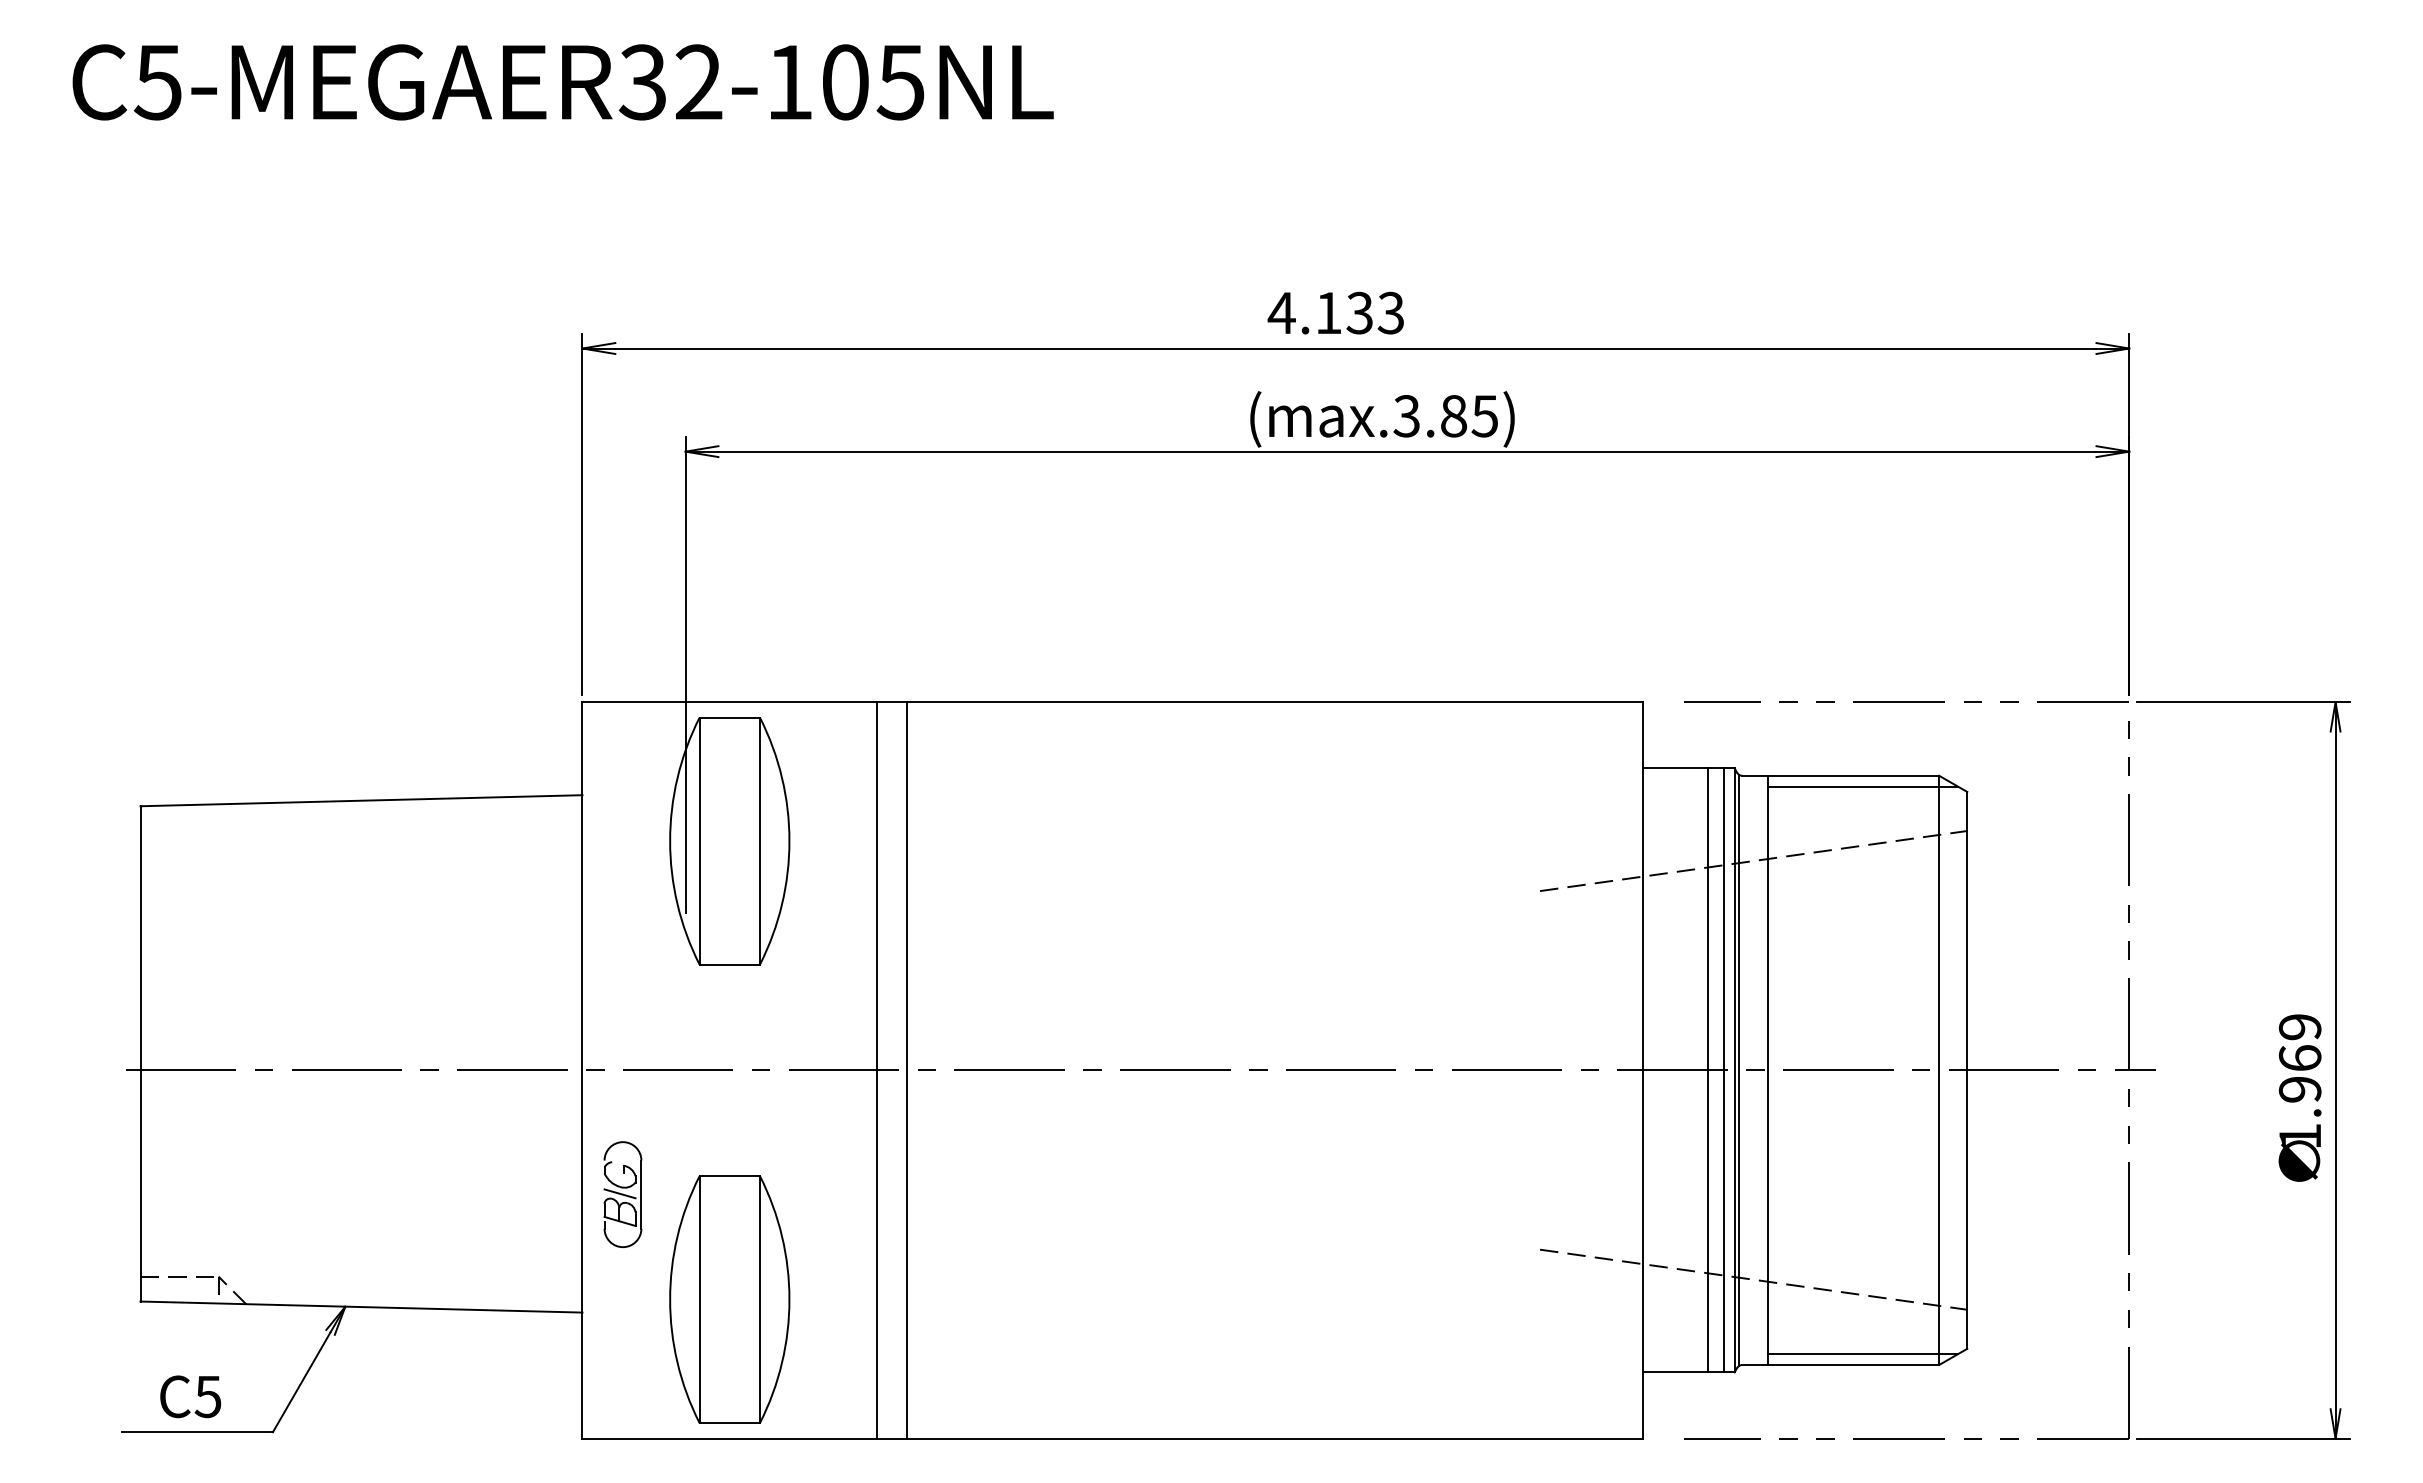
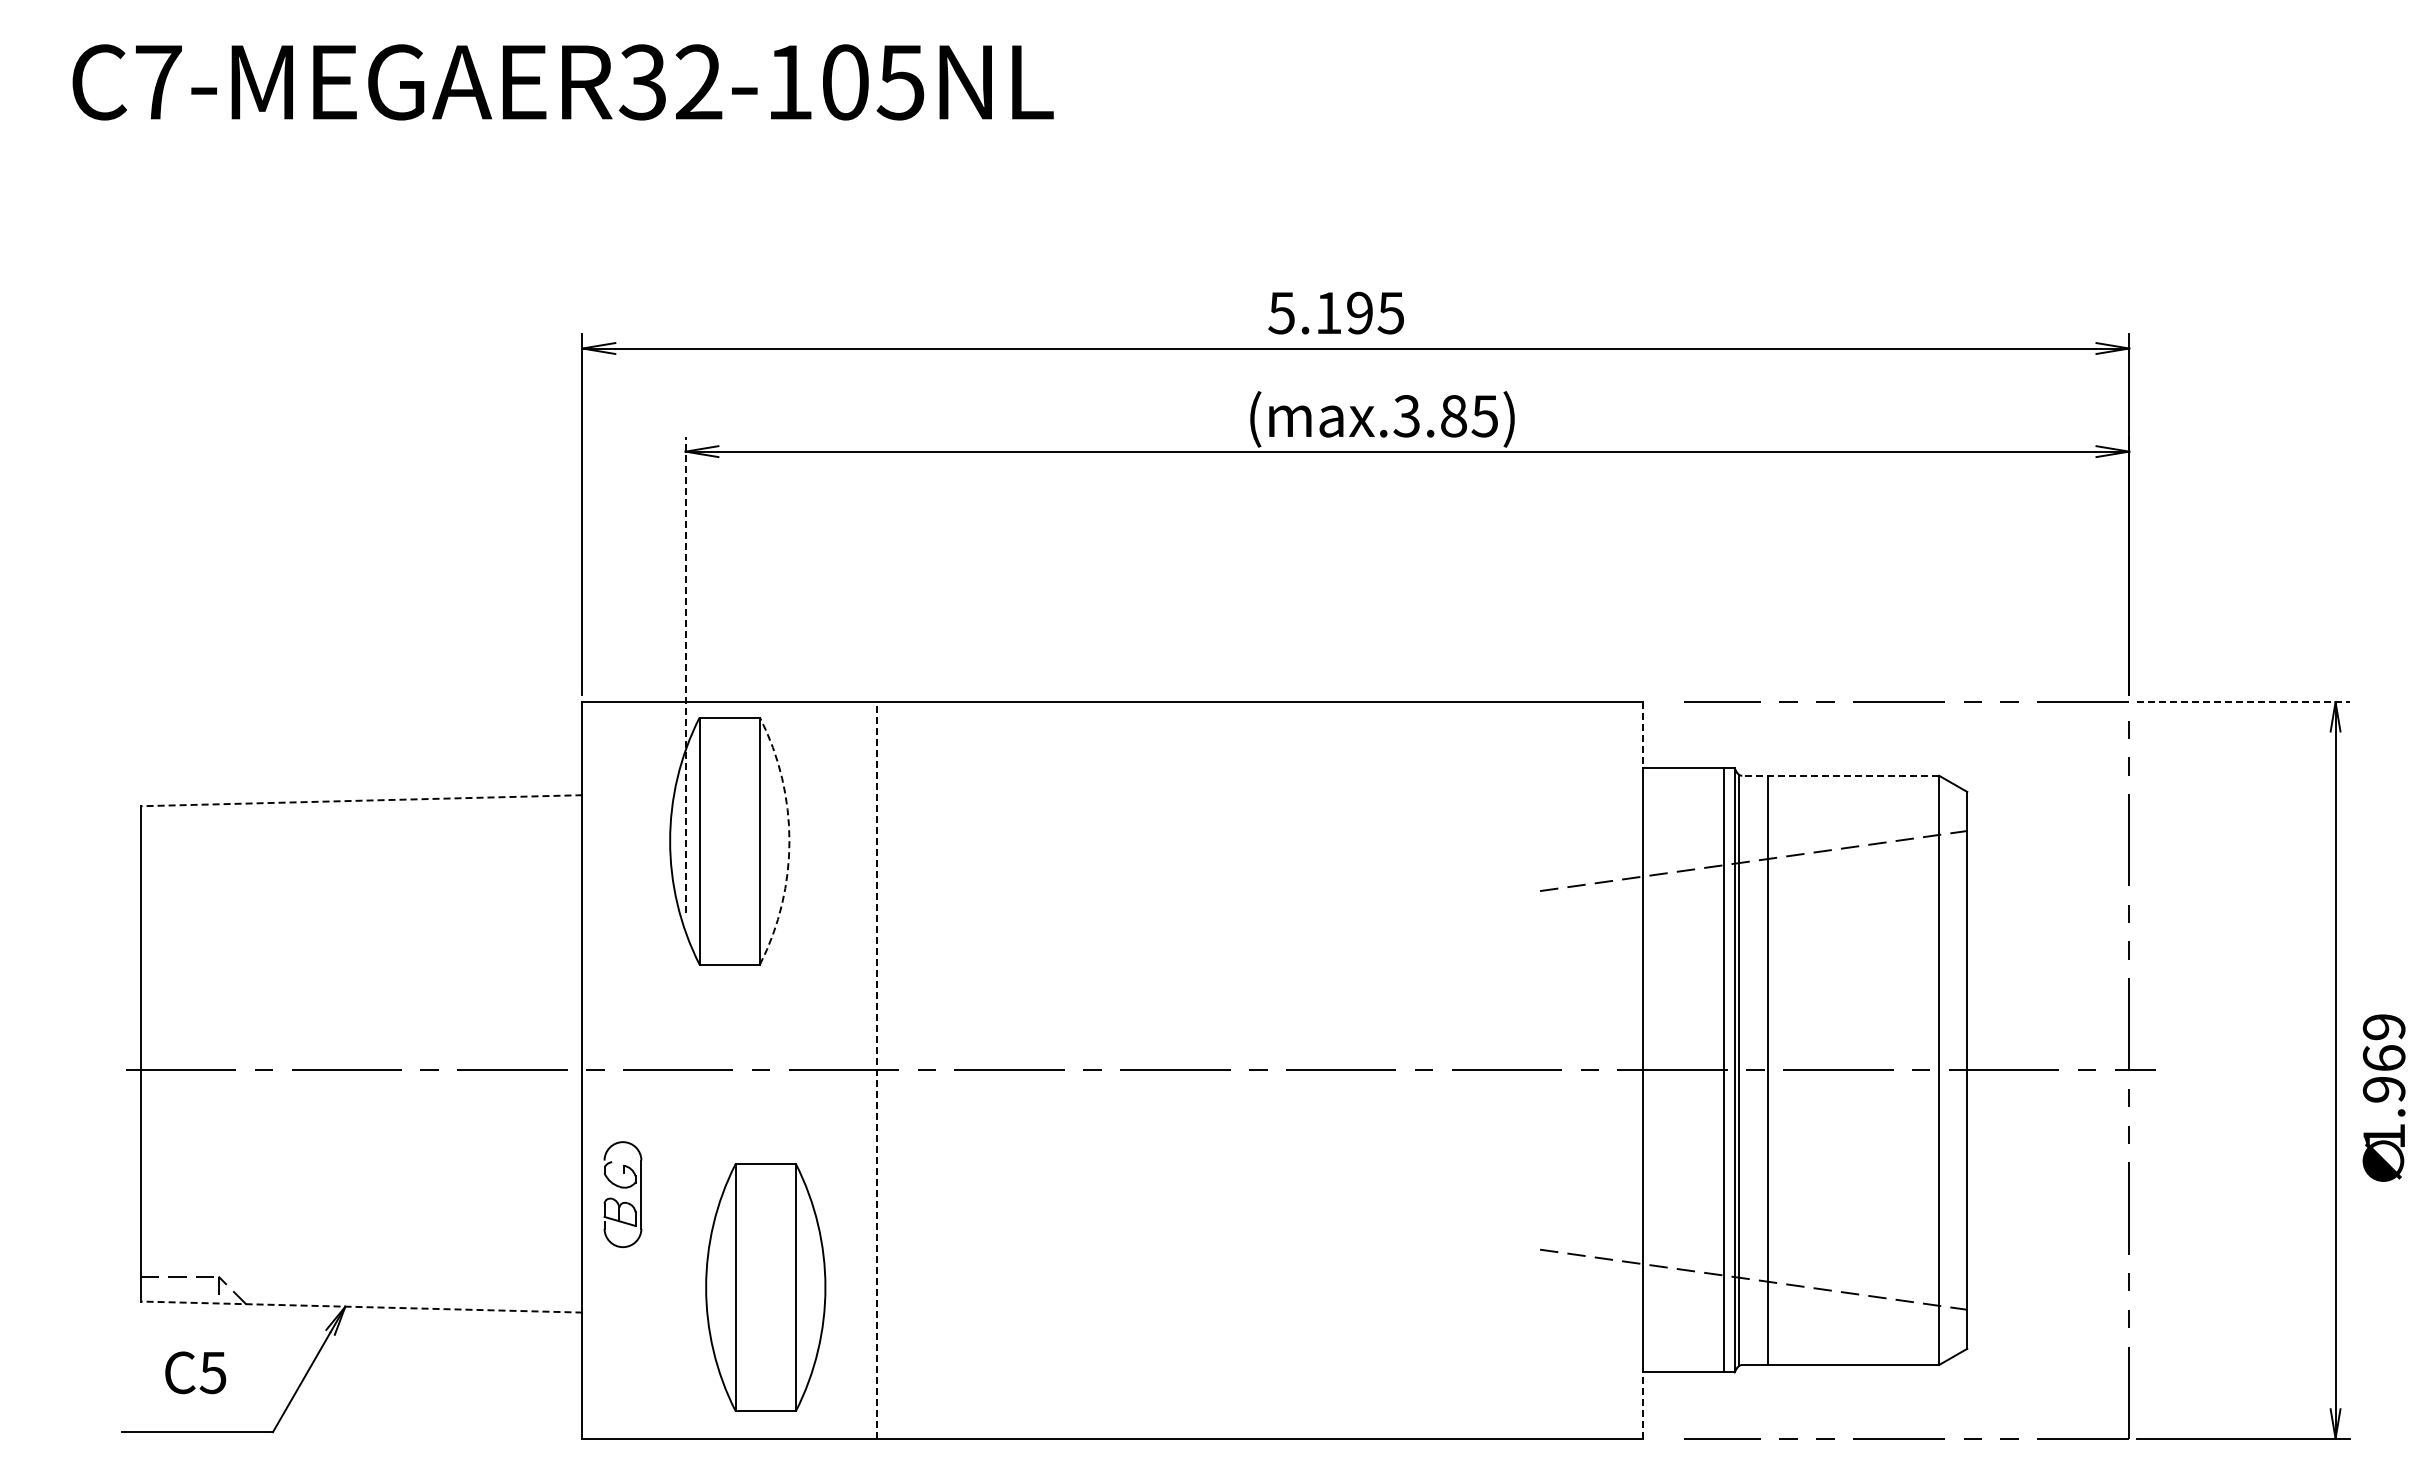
text: C5-MEGAER32-105NL -> C7-MEGAER32-105NL (157, 82)
text: 4.133 -> 5.195 (1335, 312)
line: solid -> dashed (685, 674)
line: solid -> dashed (2243, 702)
line: solid -> dashed (1643, 735)
line: solid -> dashed (1840, 775)
line: present -> none (1863, 786)
line: solid -> dashed (361, 800)
arc: solid -> dashed (789, 841)
line: solid -> dashed (877, 1069)
line: present -> none (906, 1070)
line: present -> none (1707, 1070)
text position: (2299, 1097) -> (2383, 1097) (2383, 1097)
line: present -> none (619, 1193)
part position: (729, 1299) -> (765, 1287) (765, 1287)
line: solid -> dashed (361, 1307)
line: present -> none (1863, 1353)
text position: (190, 1396) -> (195, 1372) (195, 1372)
line: solid -> dashed (1643, 1405)
